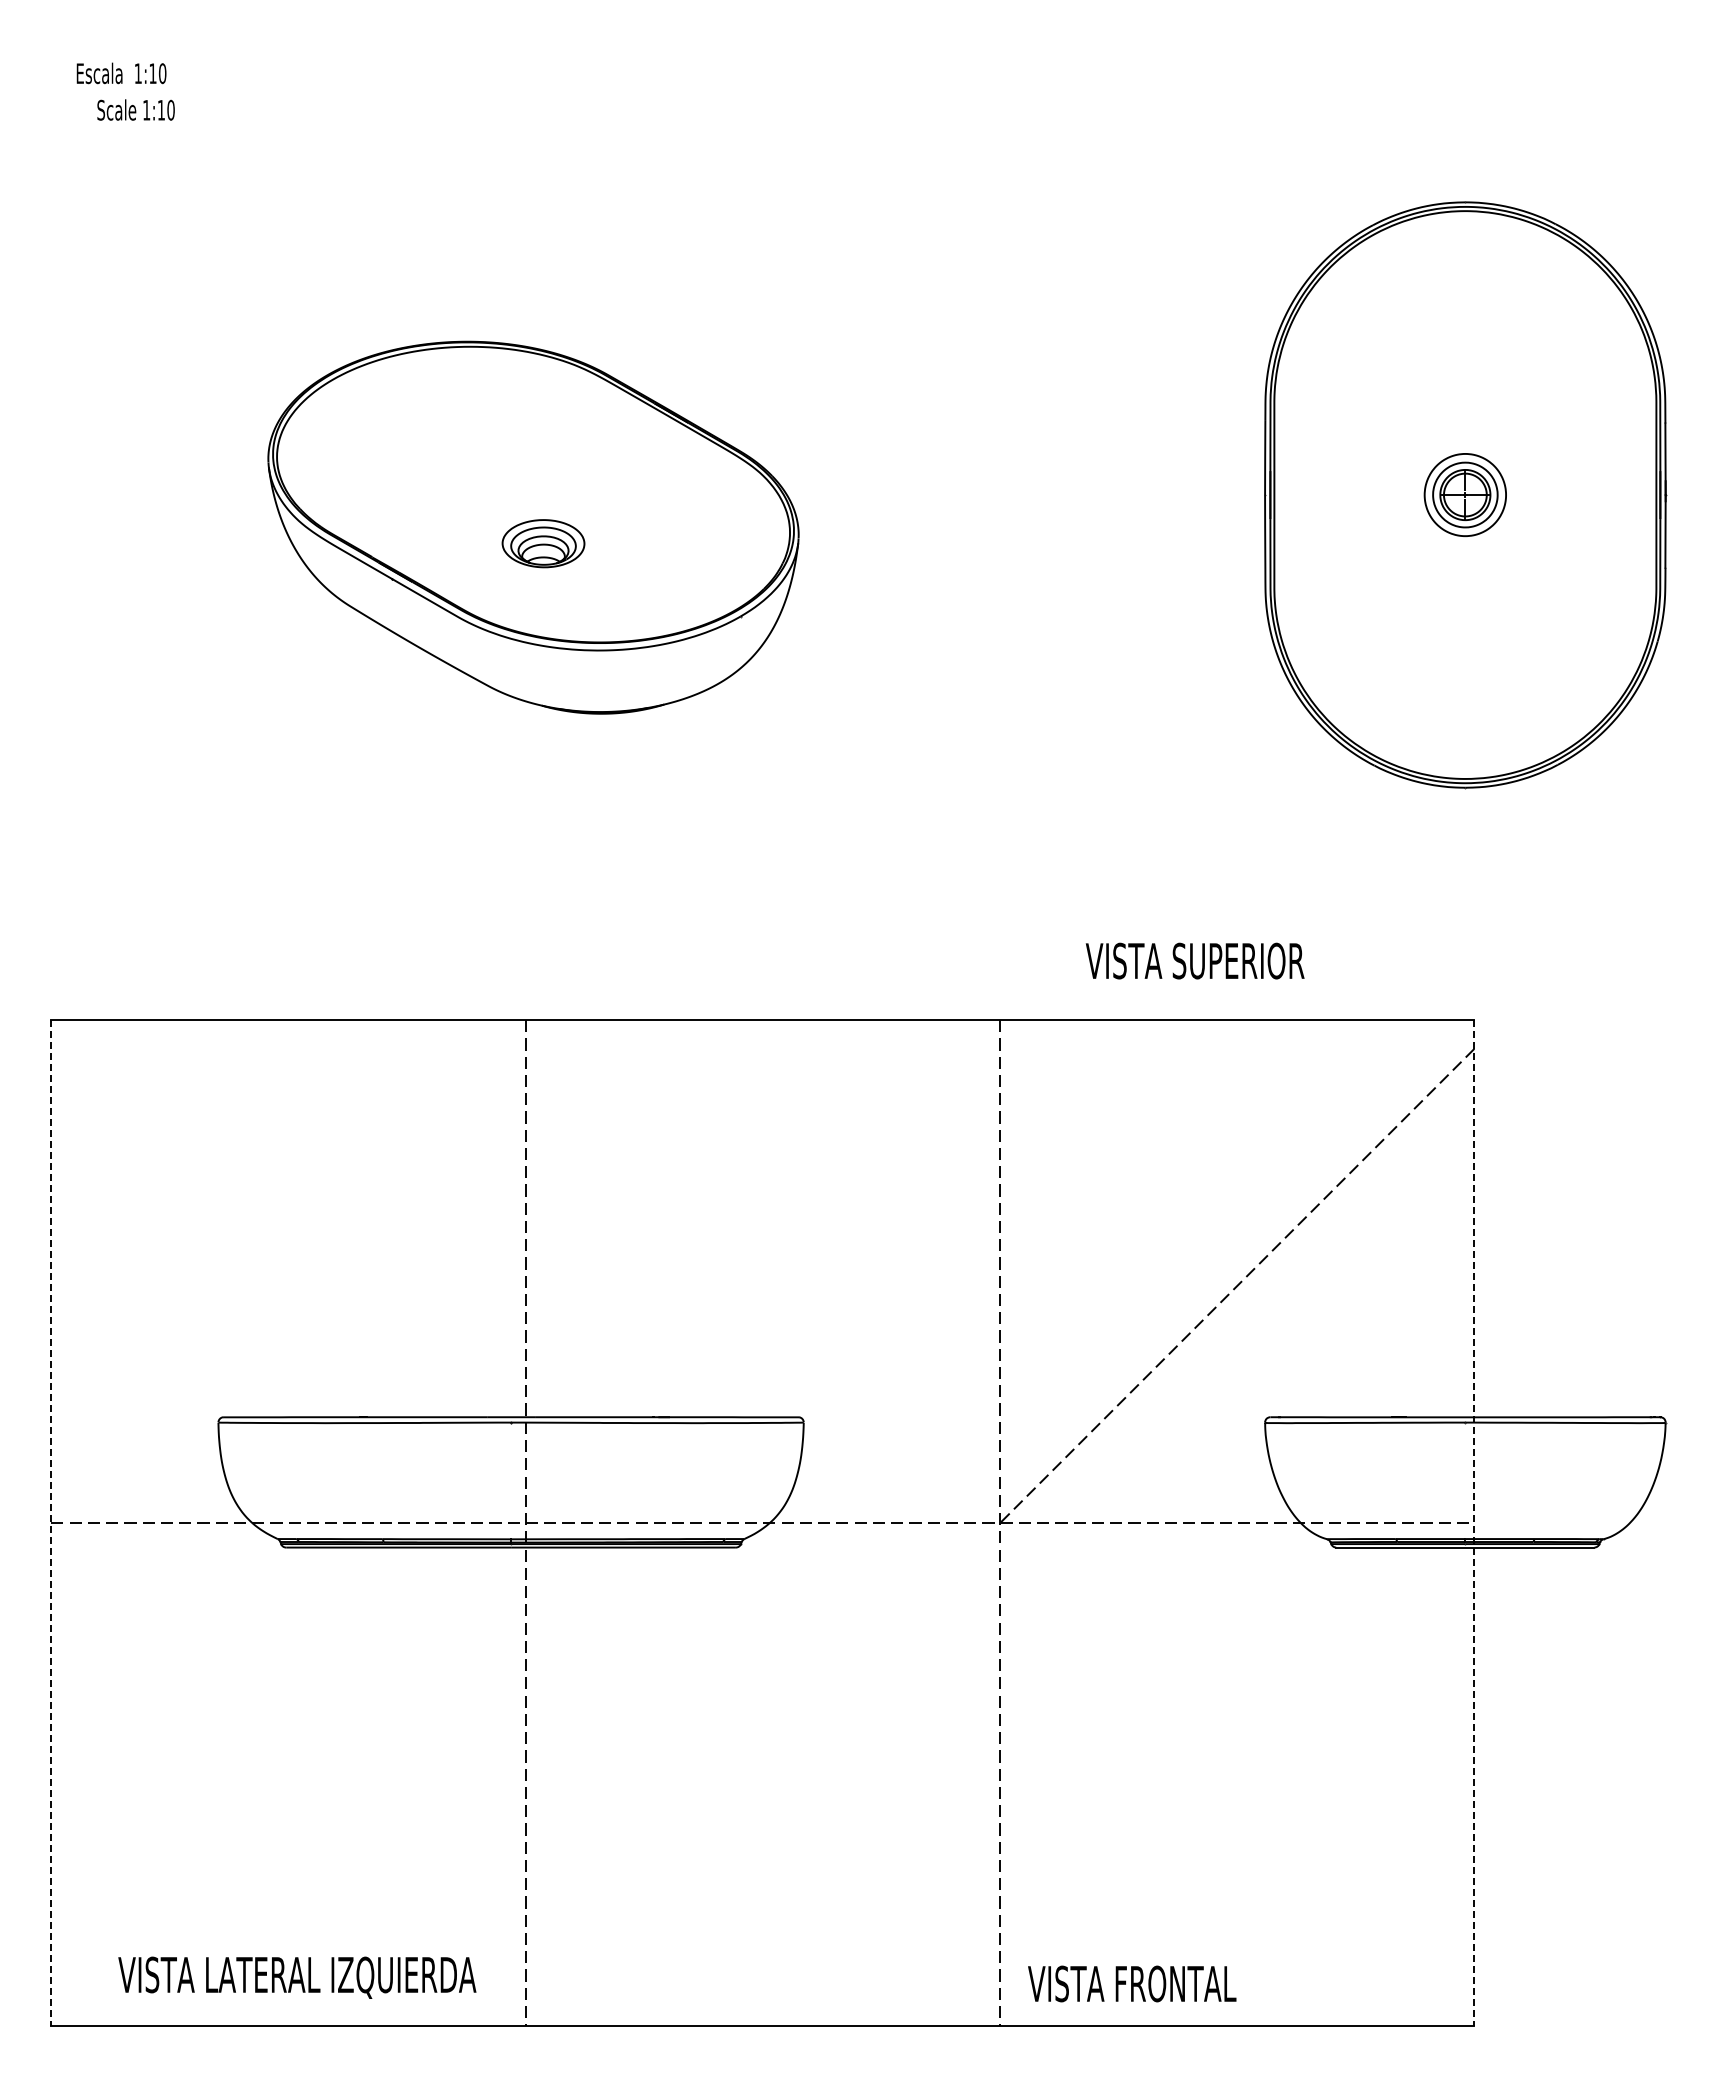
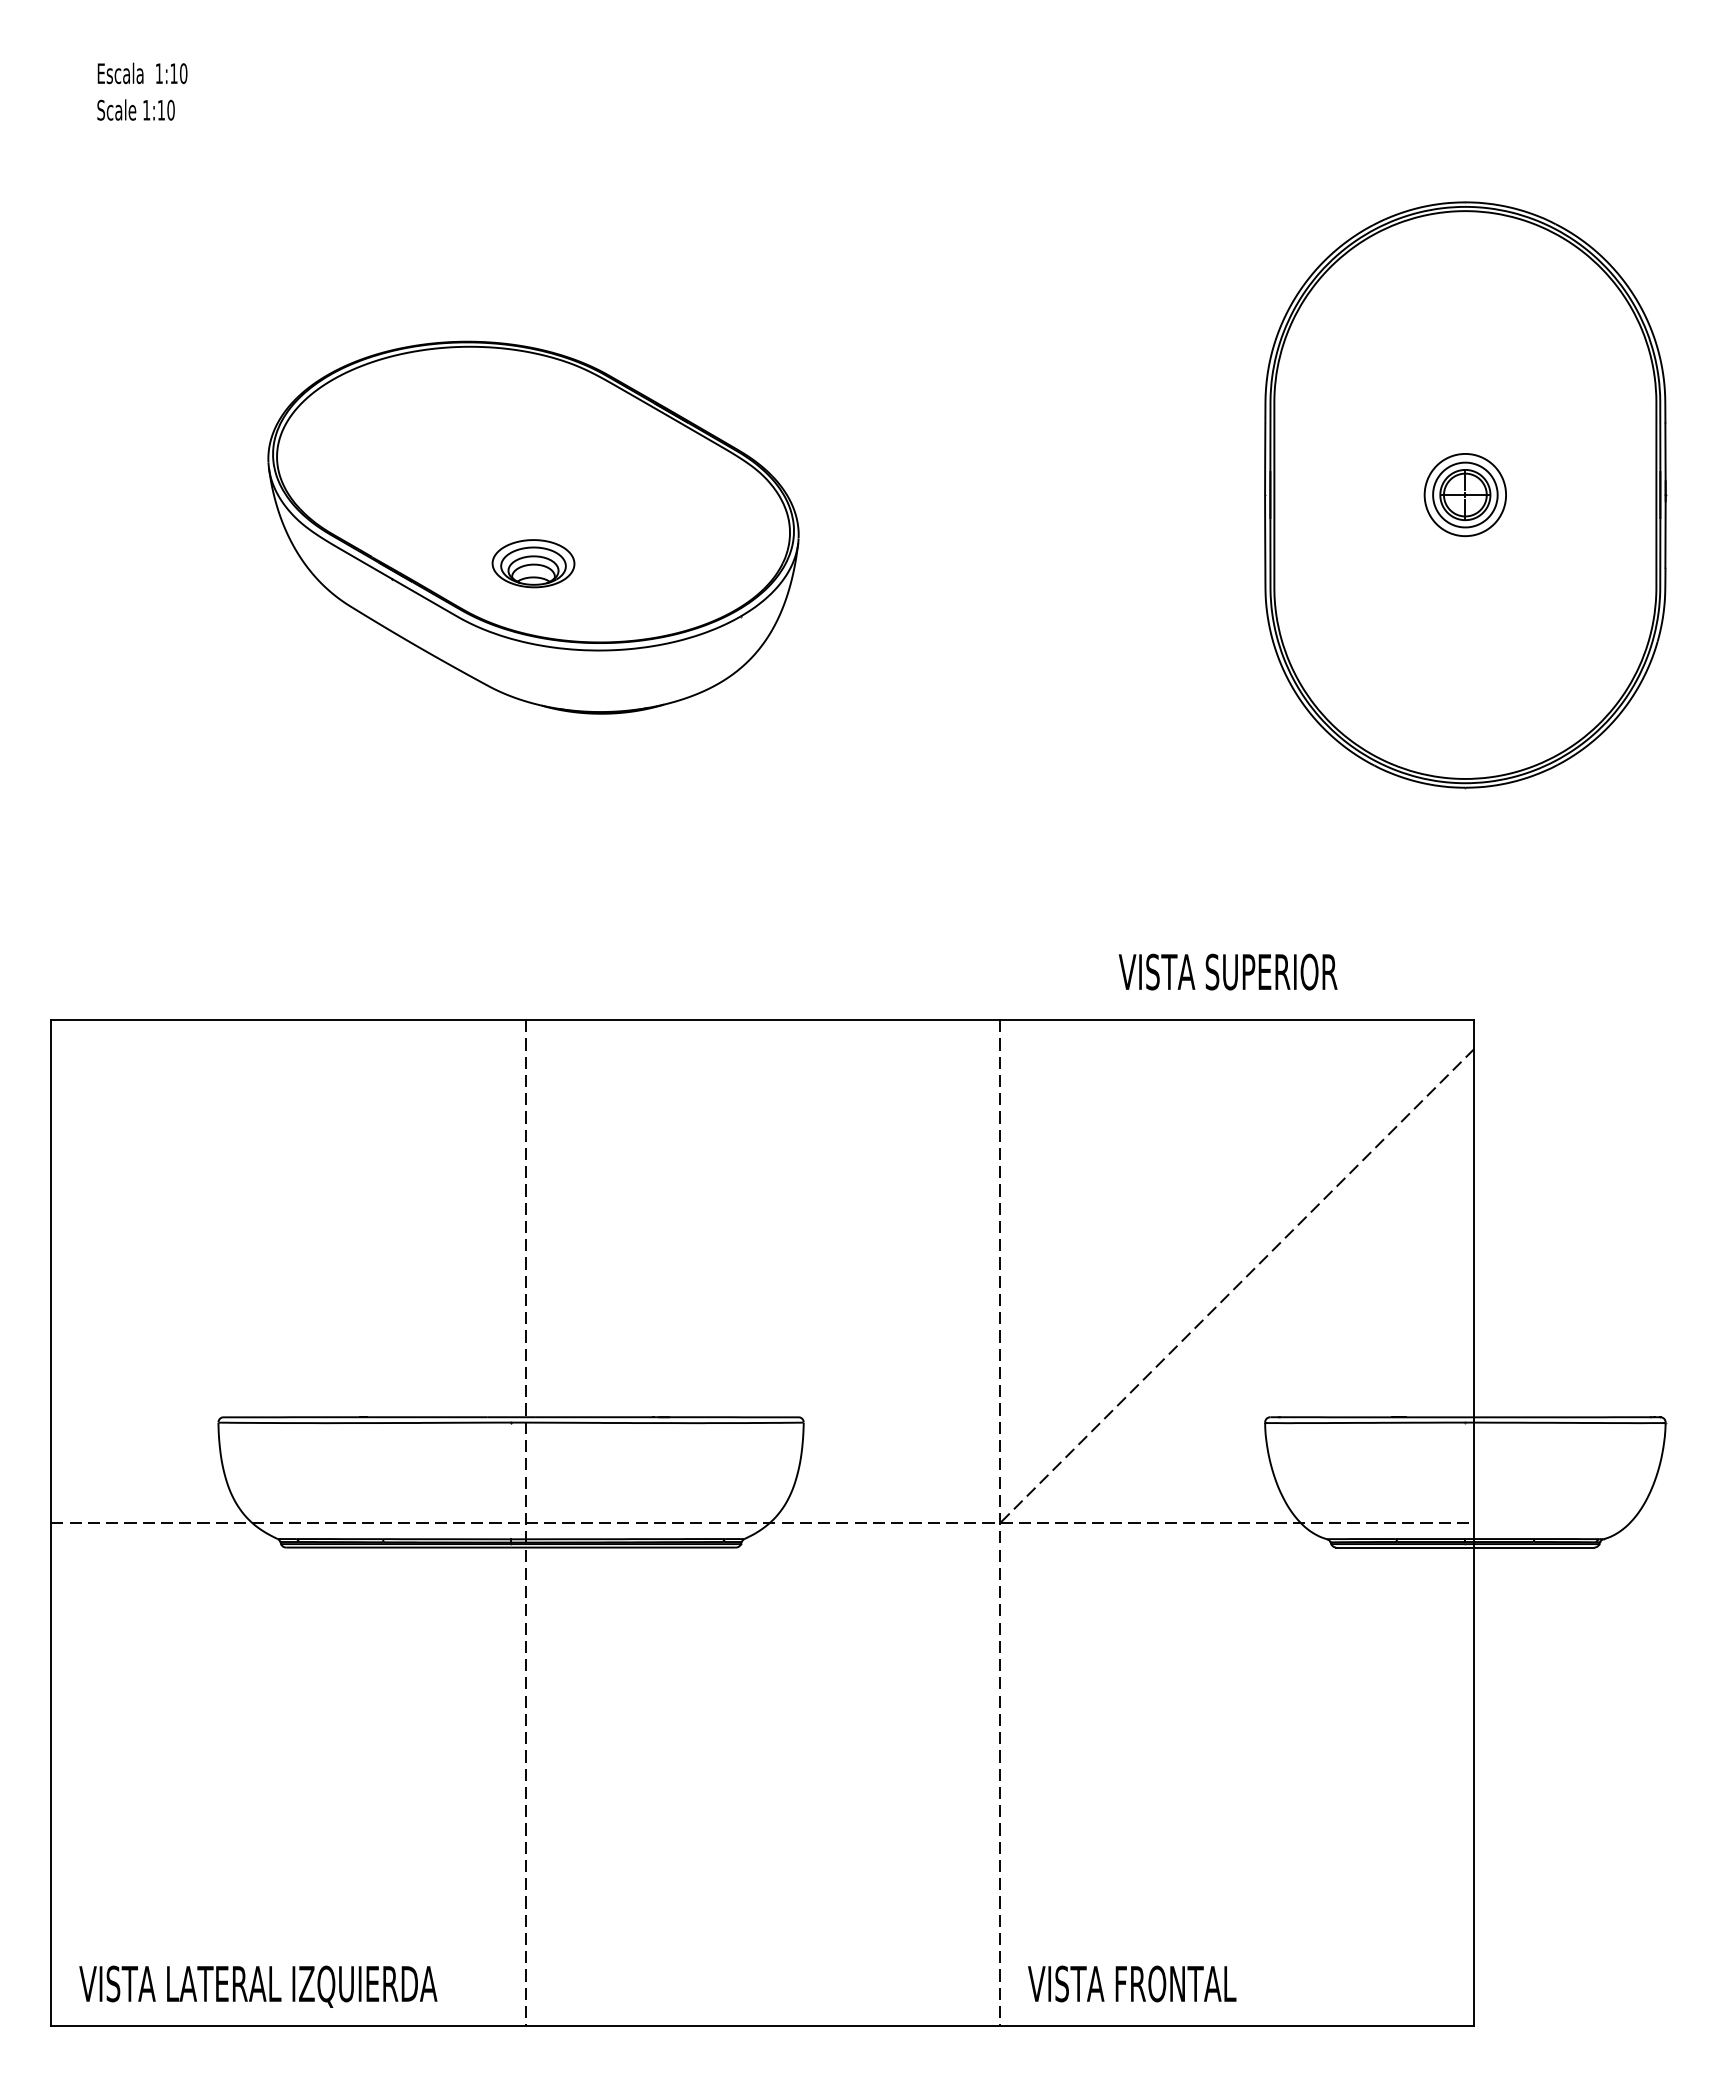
text position: (121, 73) -> (142, 73) (142, 73)
part position: (543, 543) -> (533, 563) (533, 563)
text position: (1194, 960) -> (1227, 971) (1227, 971)
line: dashed -> solid (51, 1523)
line: dashed -> solid (1474, 1523)
text position: (297, 1977) -> (258, 1986) (258, 1986)
